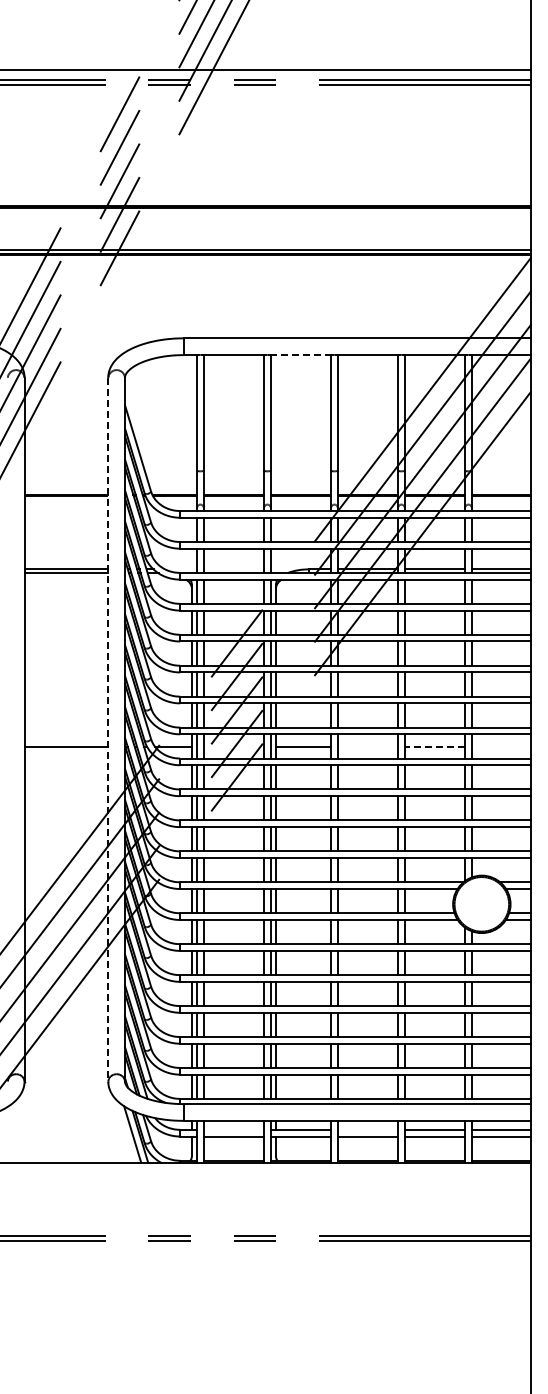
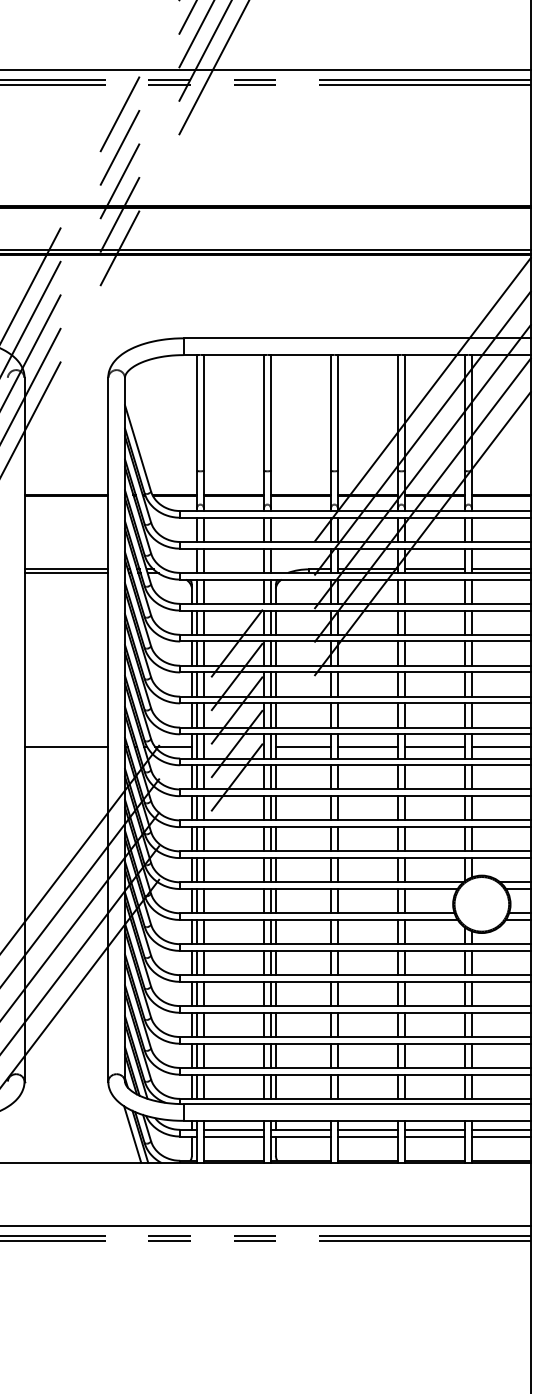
line: dashed -> solid (300, 355)
line: dashed -> solid (108, 729)
line: none -> present (367, 746)
line: dashed -> solid (434, 746)
line: none -> present (501, 746)
line: none -> present (233, 1129)
line: none -> present (367, 1129)
line: none -> present (266, 1225)
